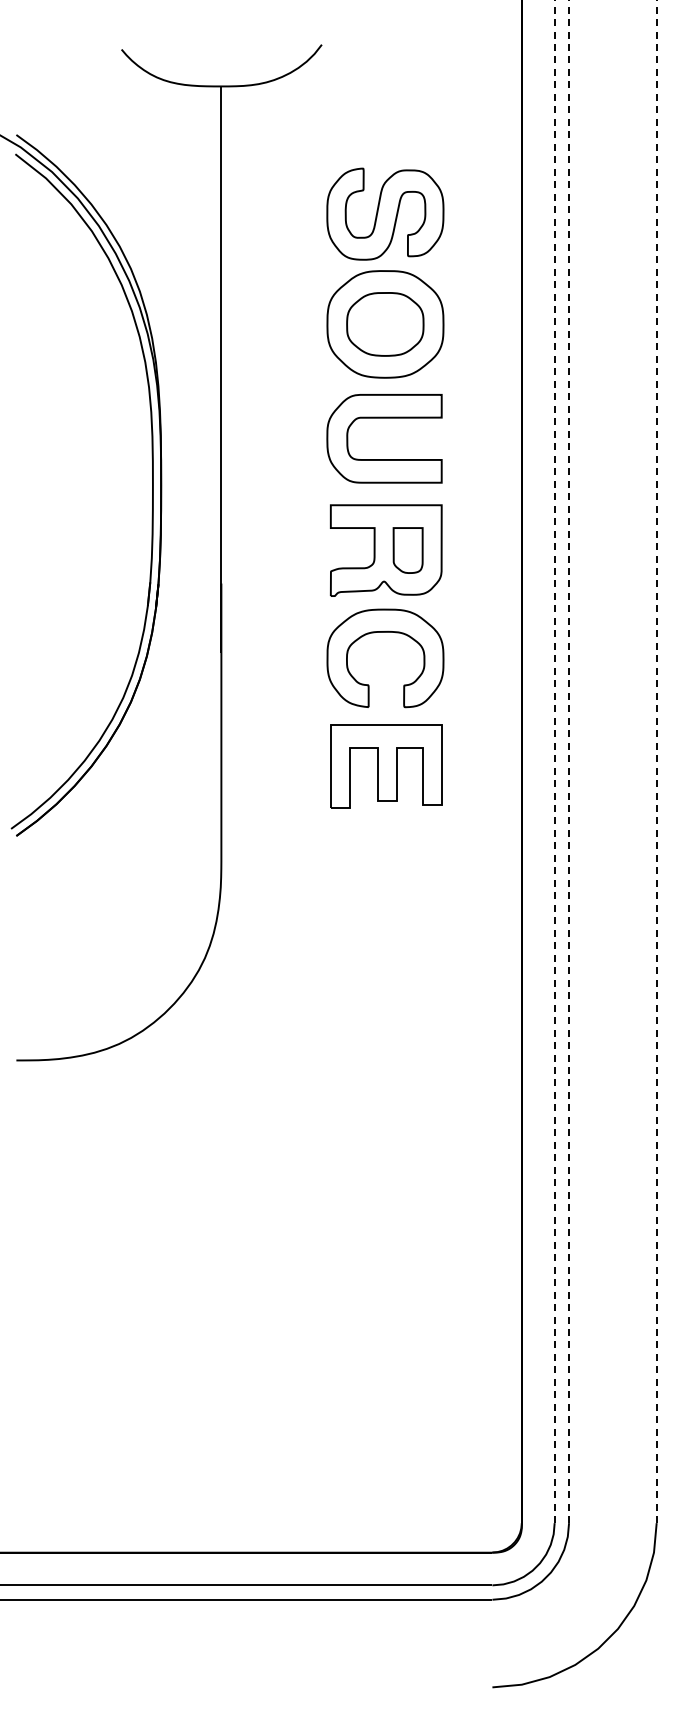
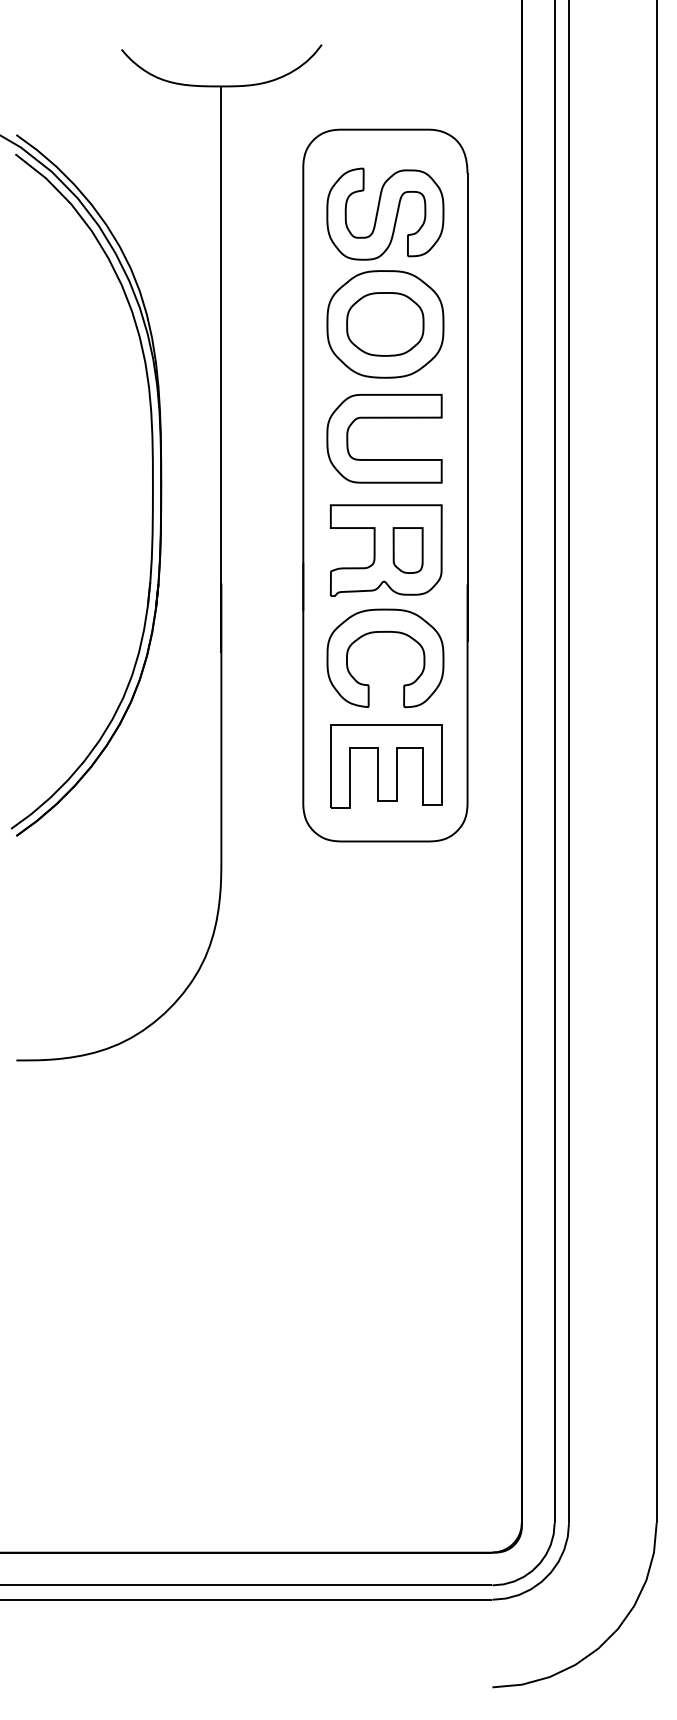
part: none -> present (385, 485)
line: dashed -> solid (554, 761)
line: dashed -> solid (569, 761)
line: dashed -> solid (656, 761)
